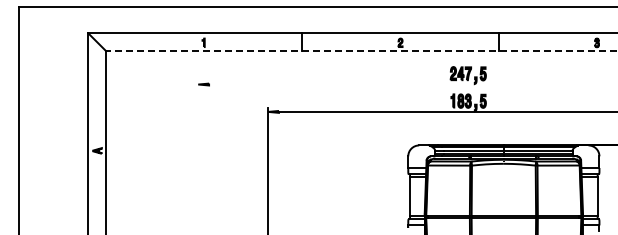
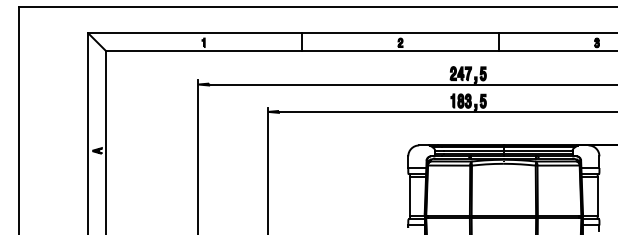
line: dashed -> solid (361, 50)
line: none -> present (411, 84)
line: none -> present (198, 155)
